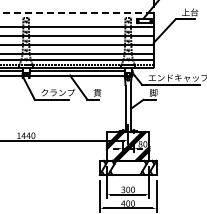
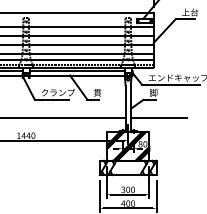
line: dashed -> solid (76, 12)
line: none -> present (63, 118)
line: none -> present (159, 118)
